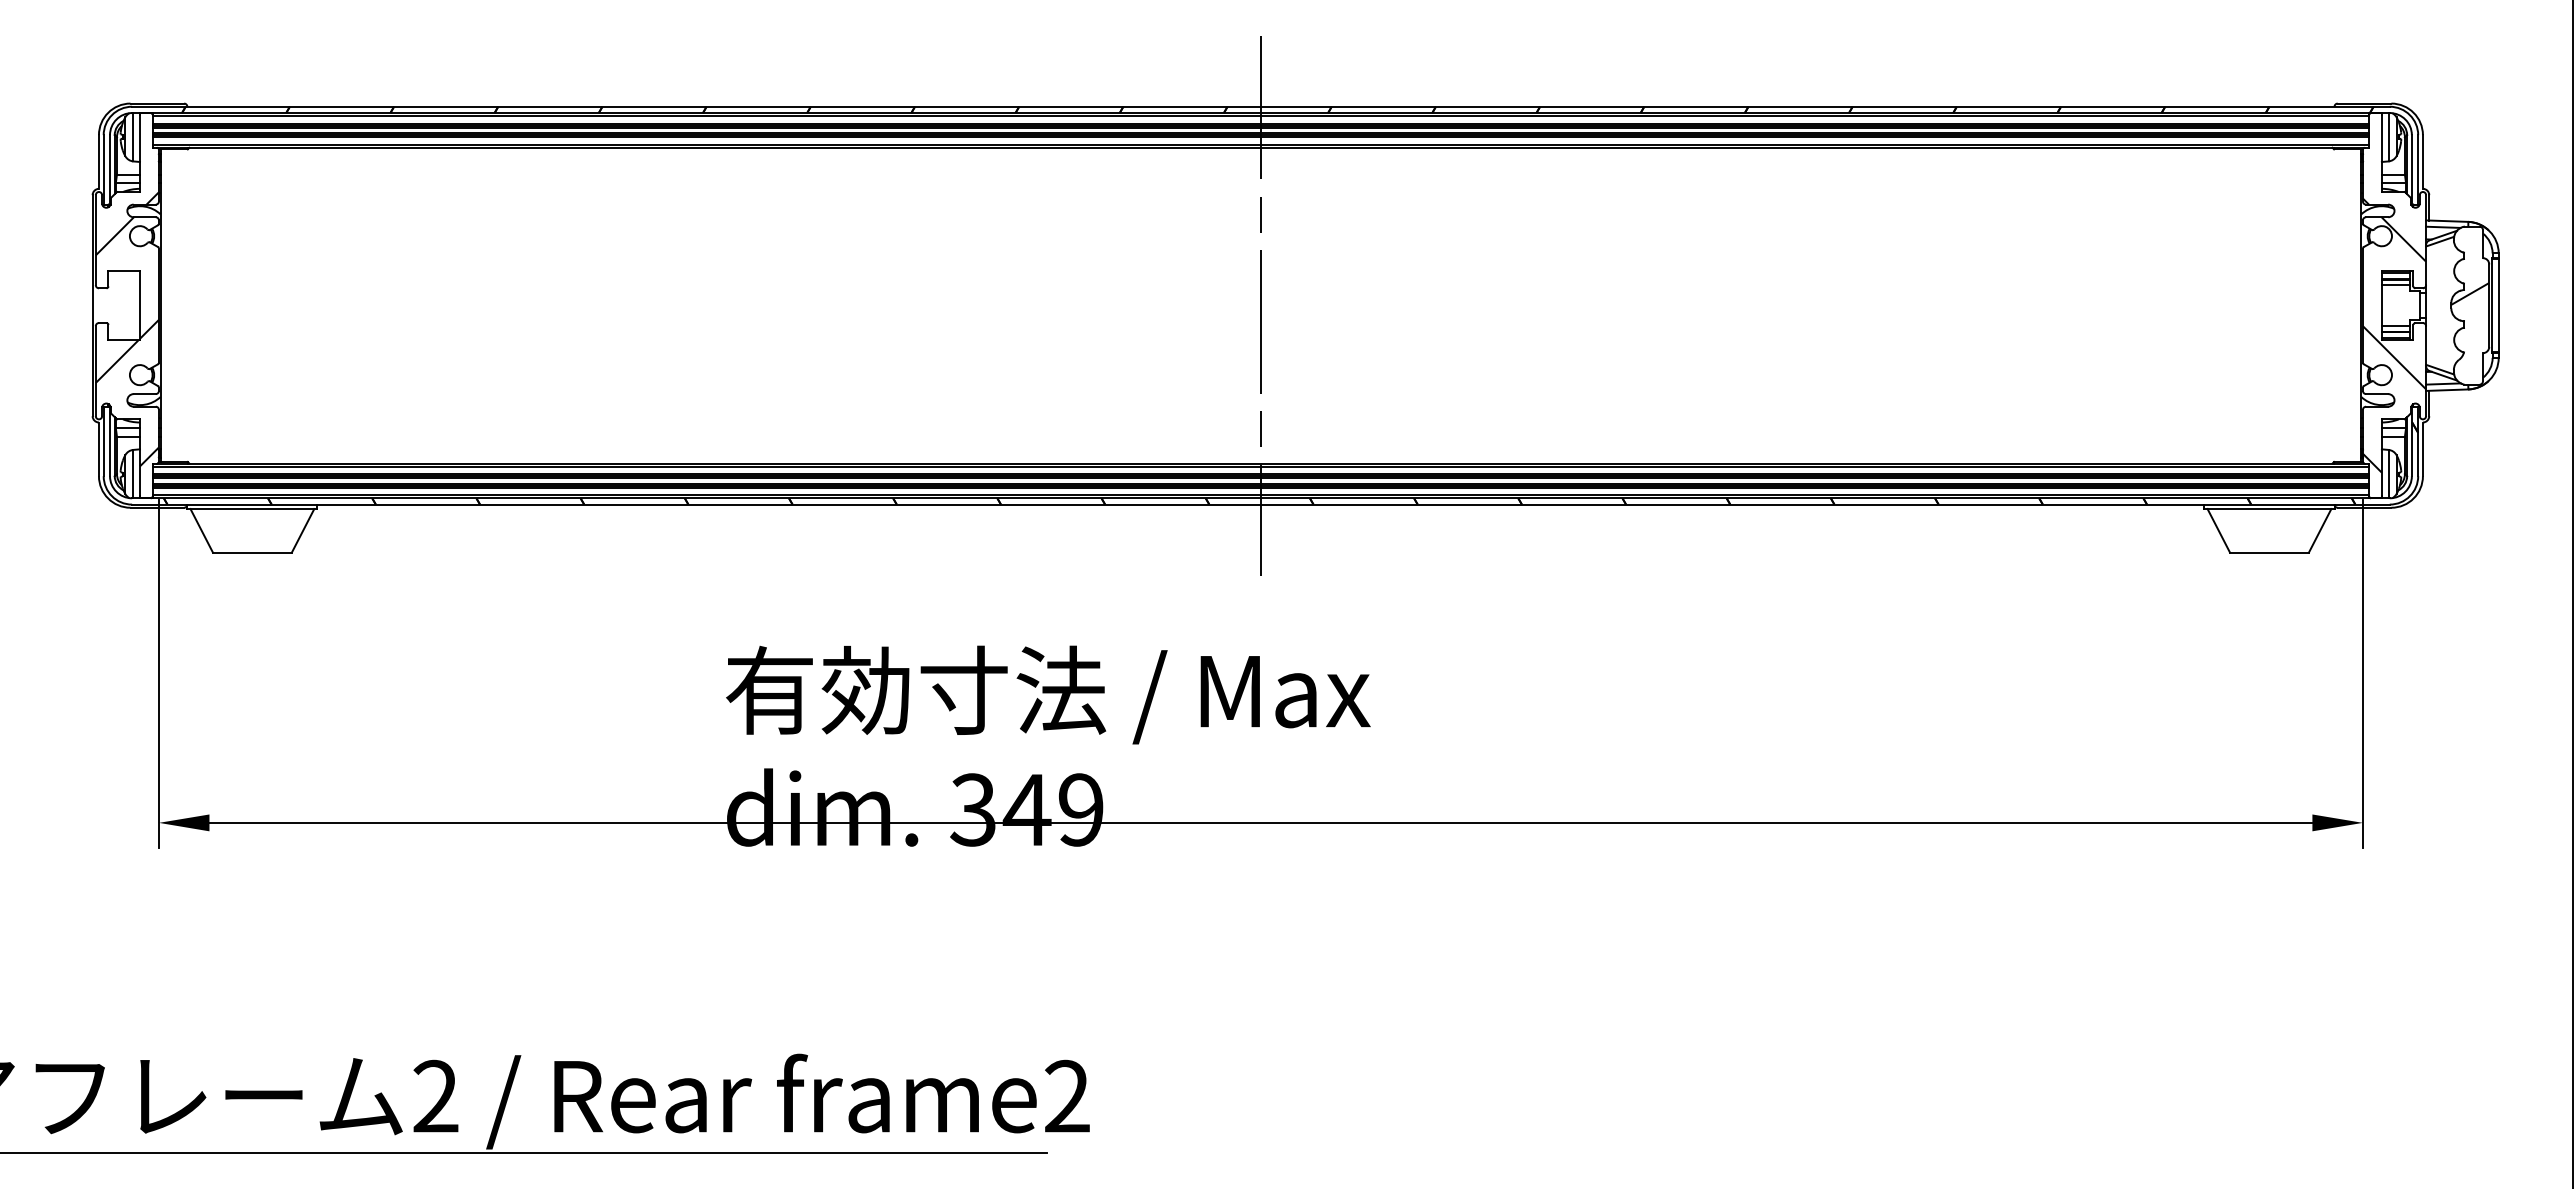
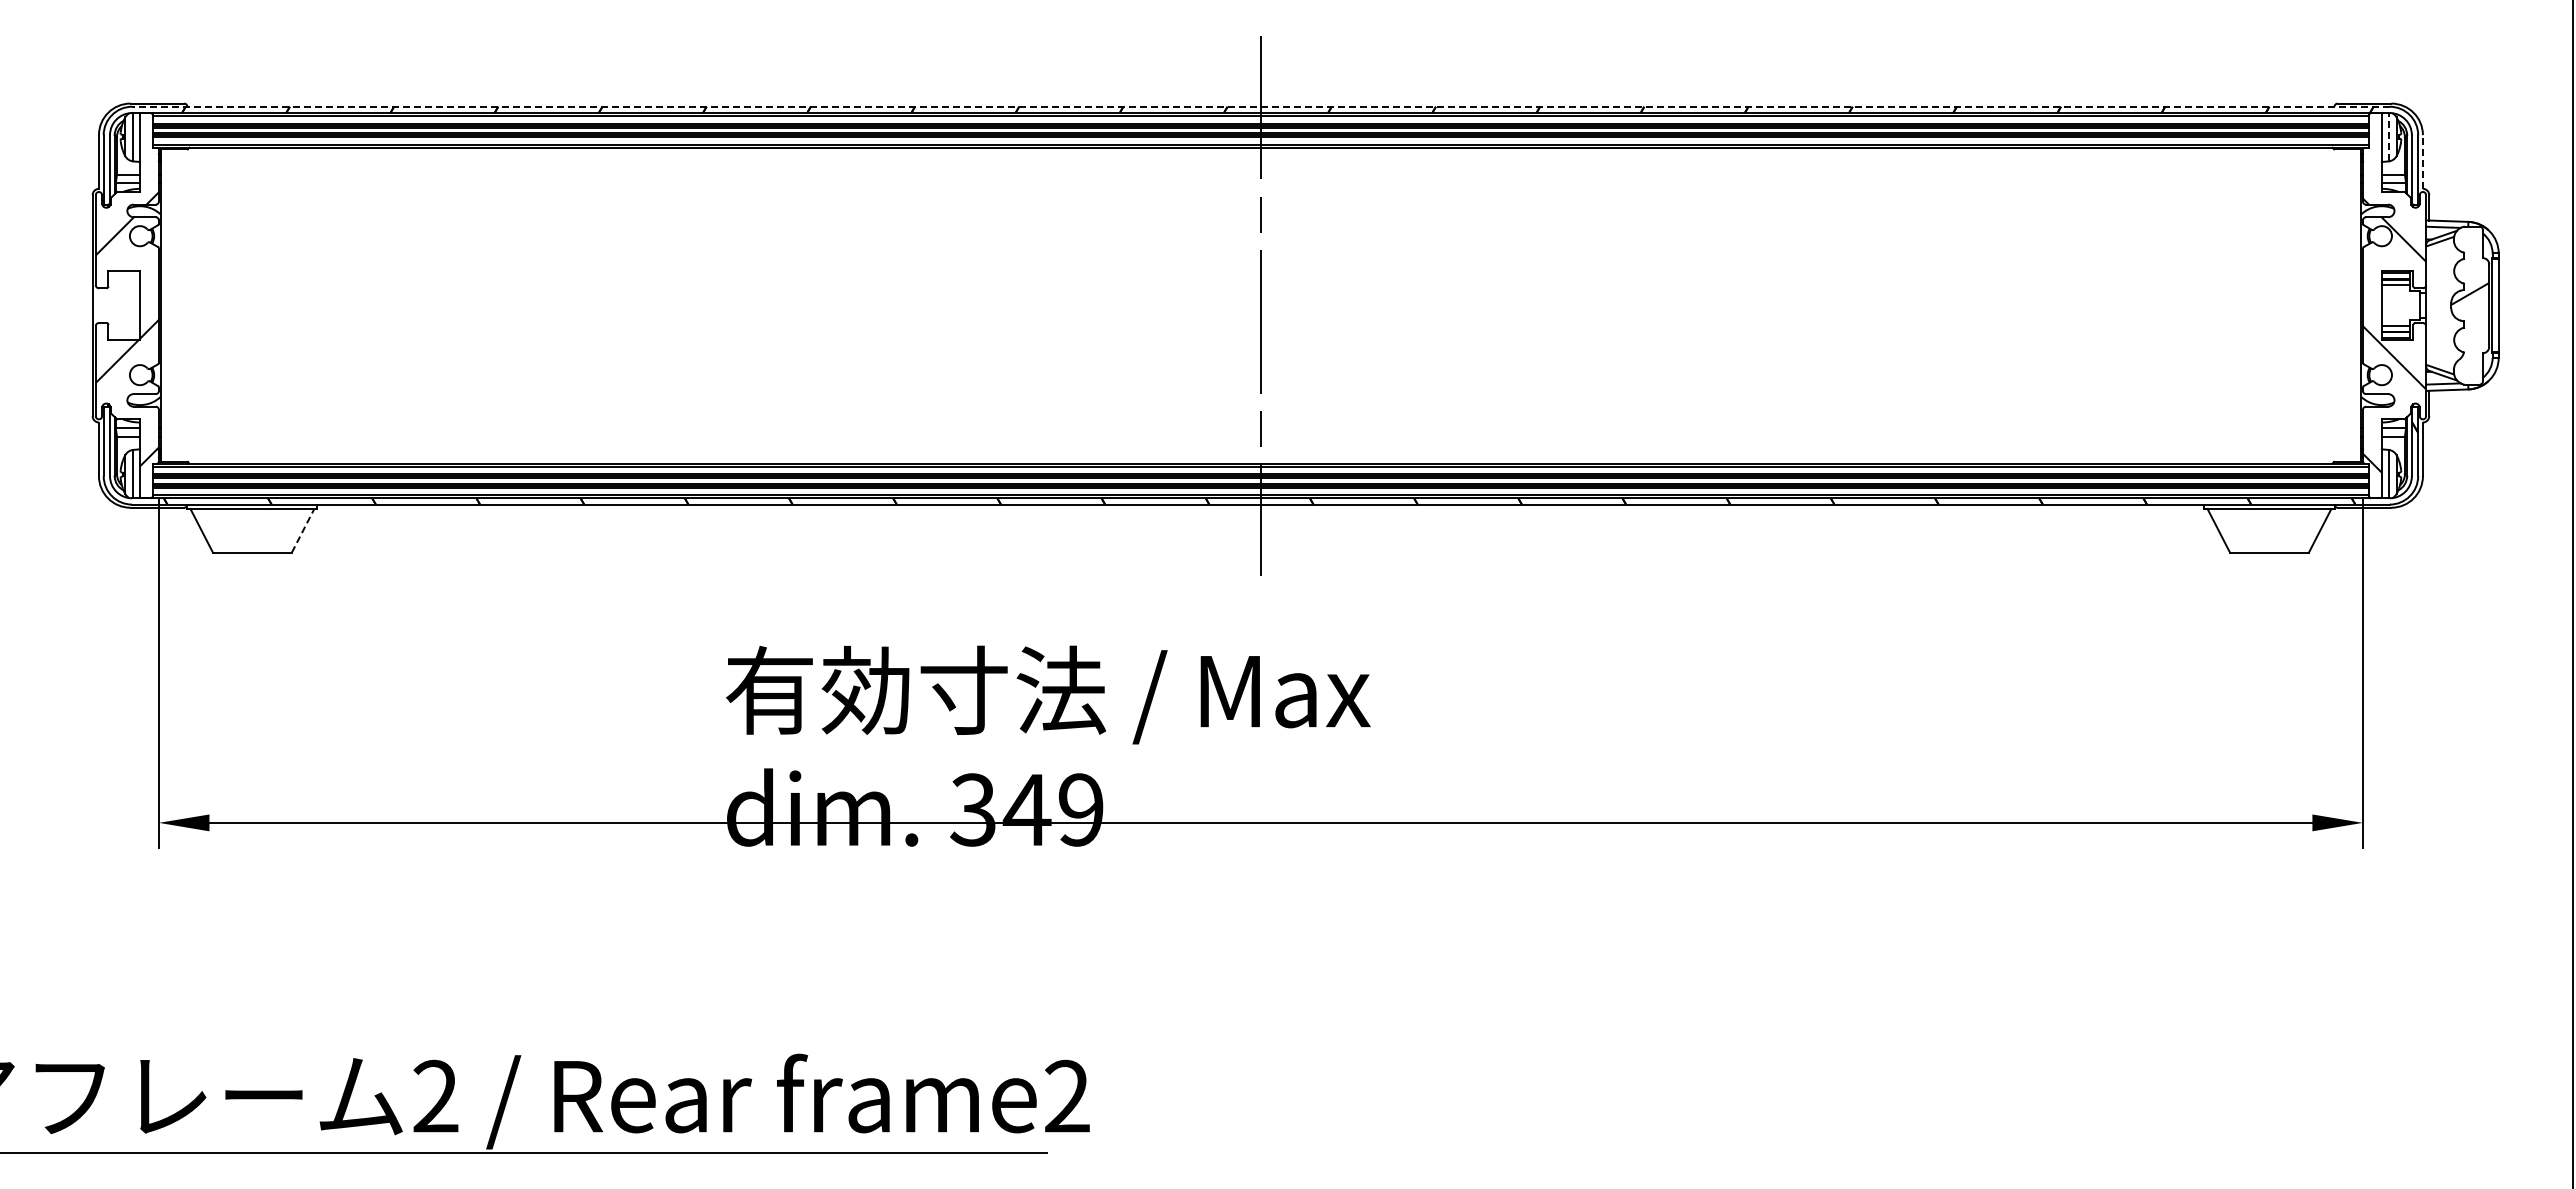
line: solid -> dashed (1260, 106)
line: solid -> dashed (2388, 136)
line: solid -> dashed (2422, 162)
line: solid -> dashed (303, 530)
